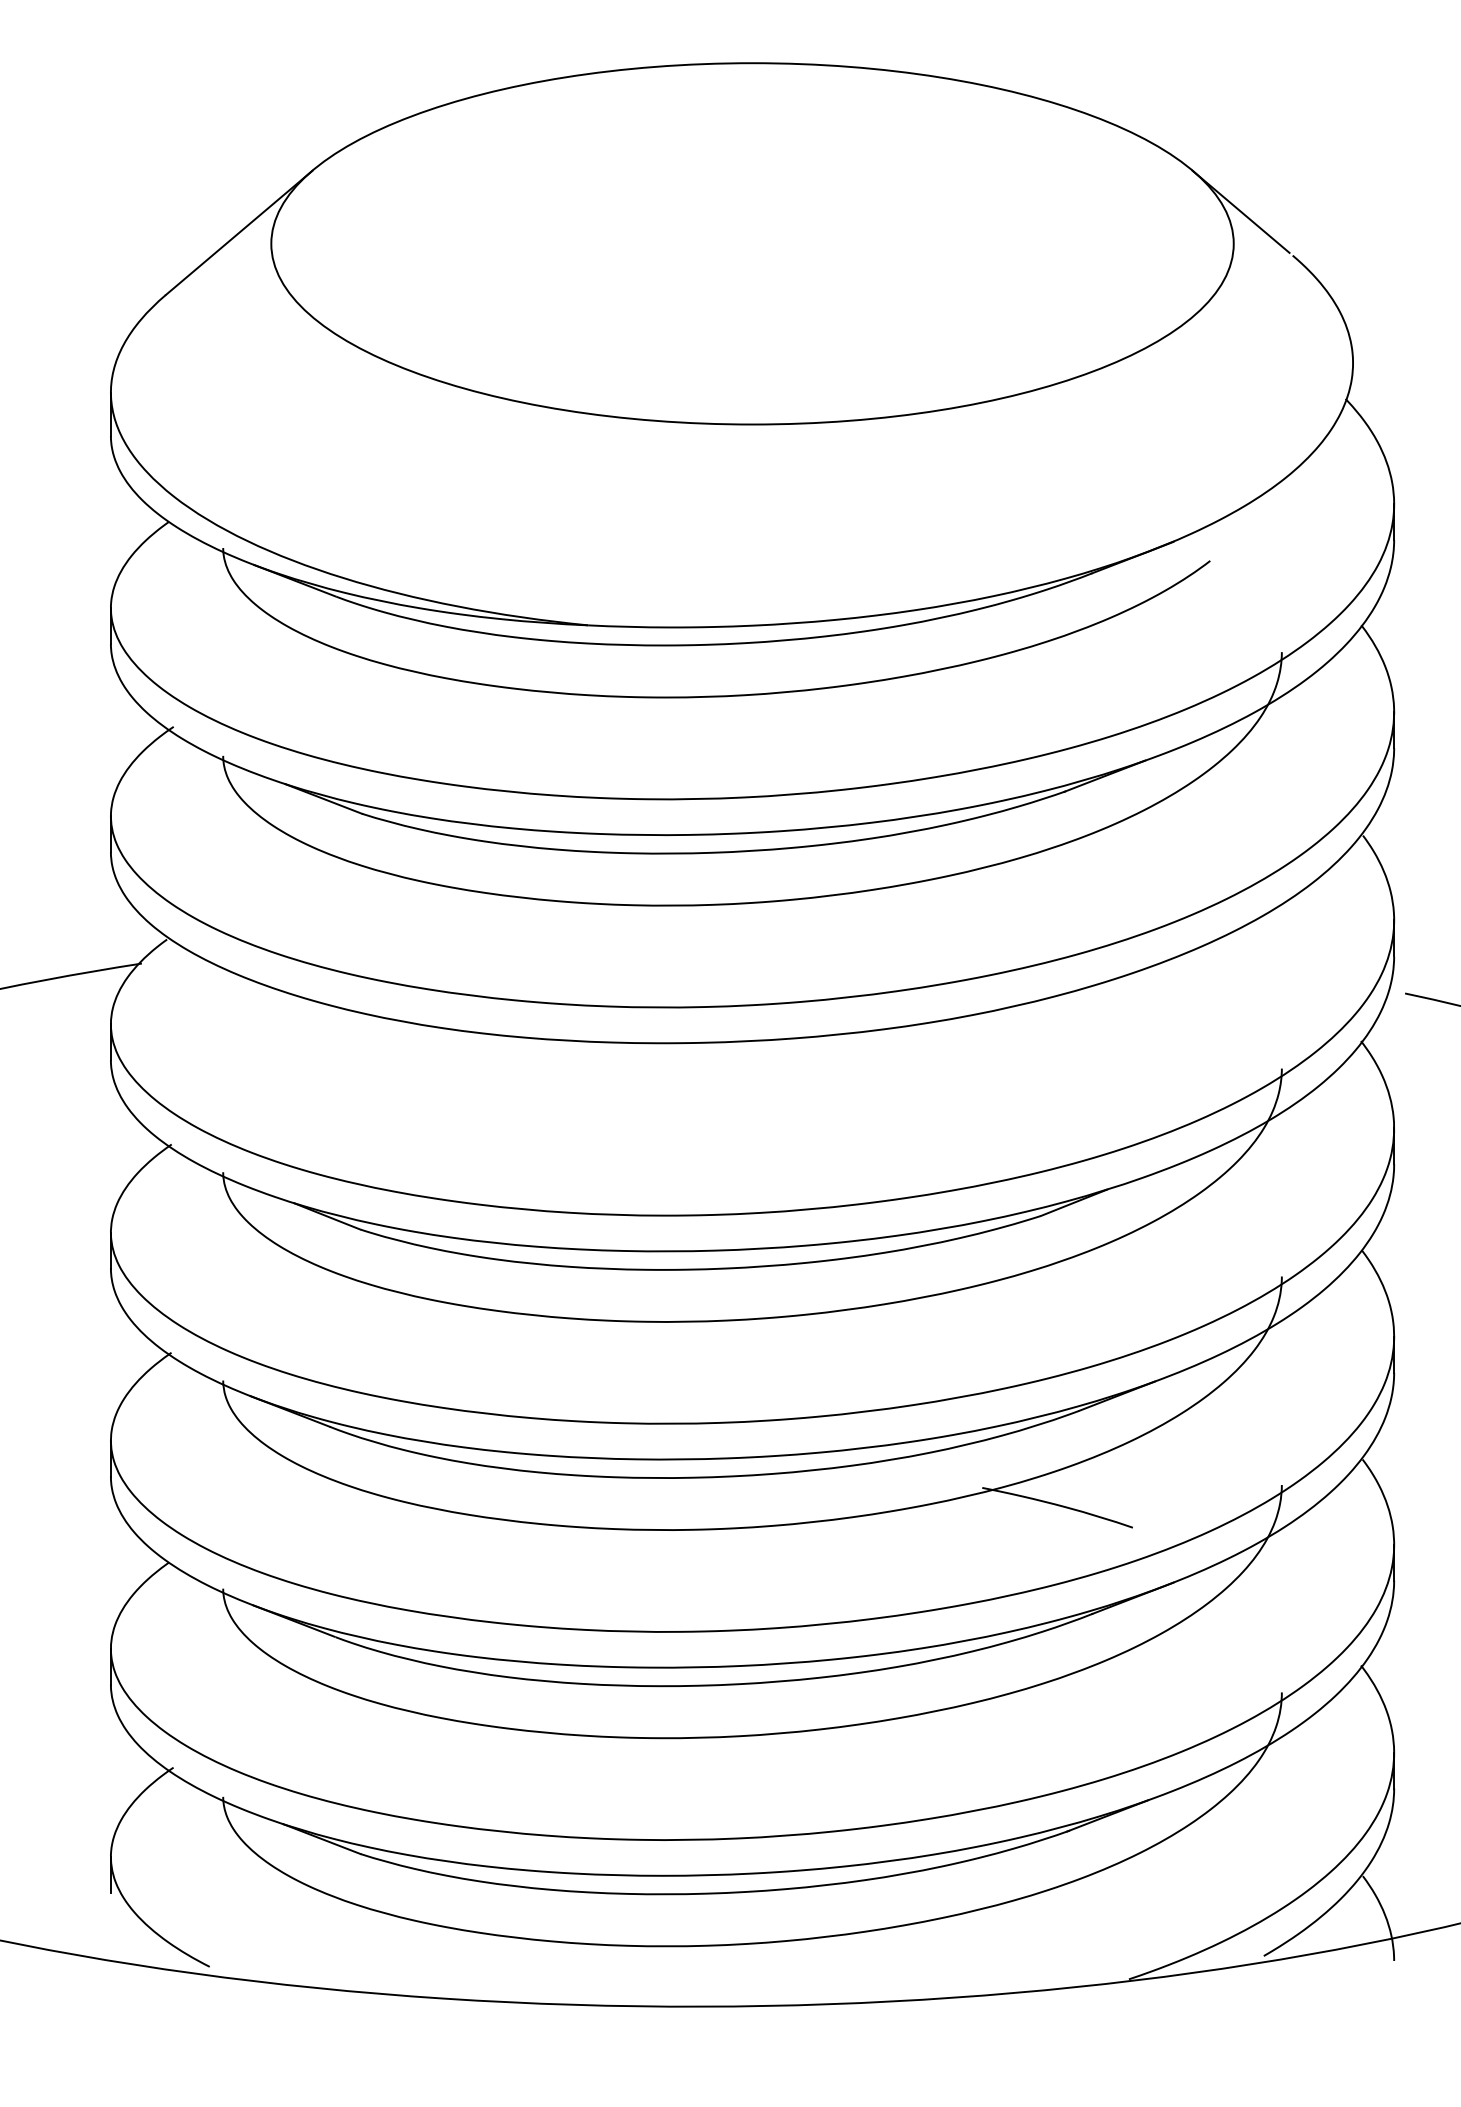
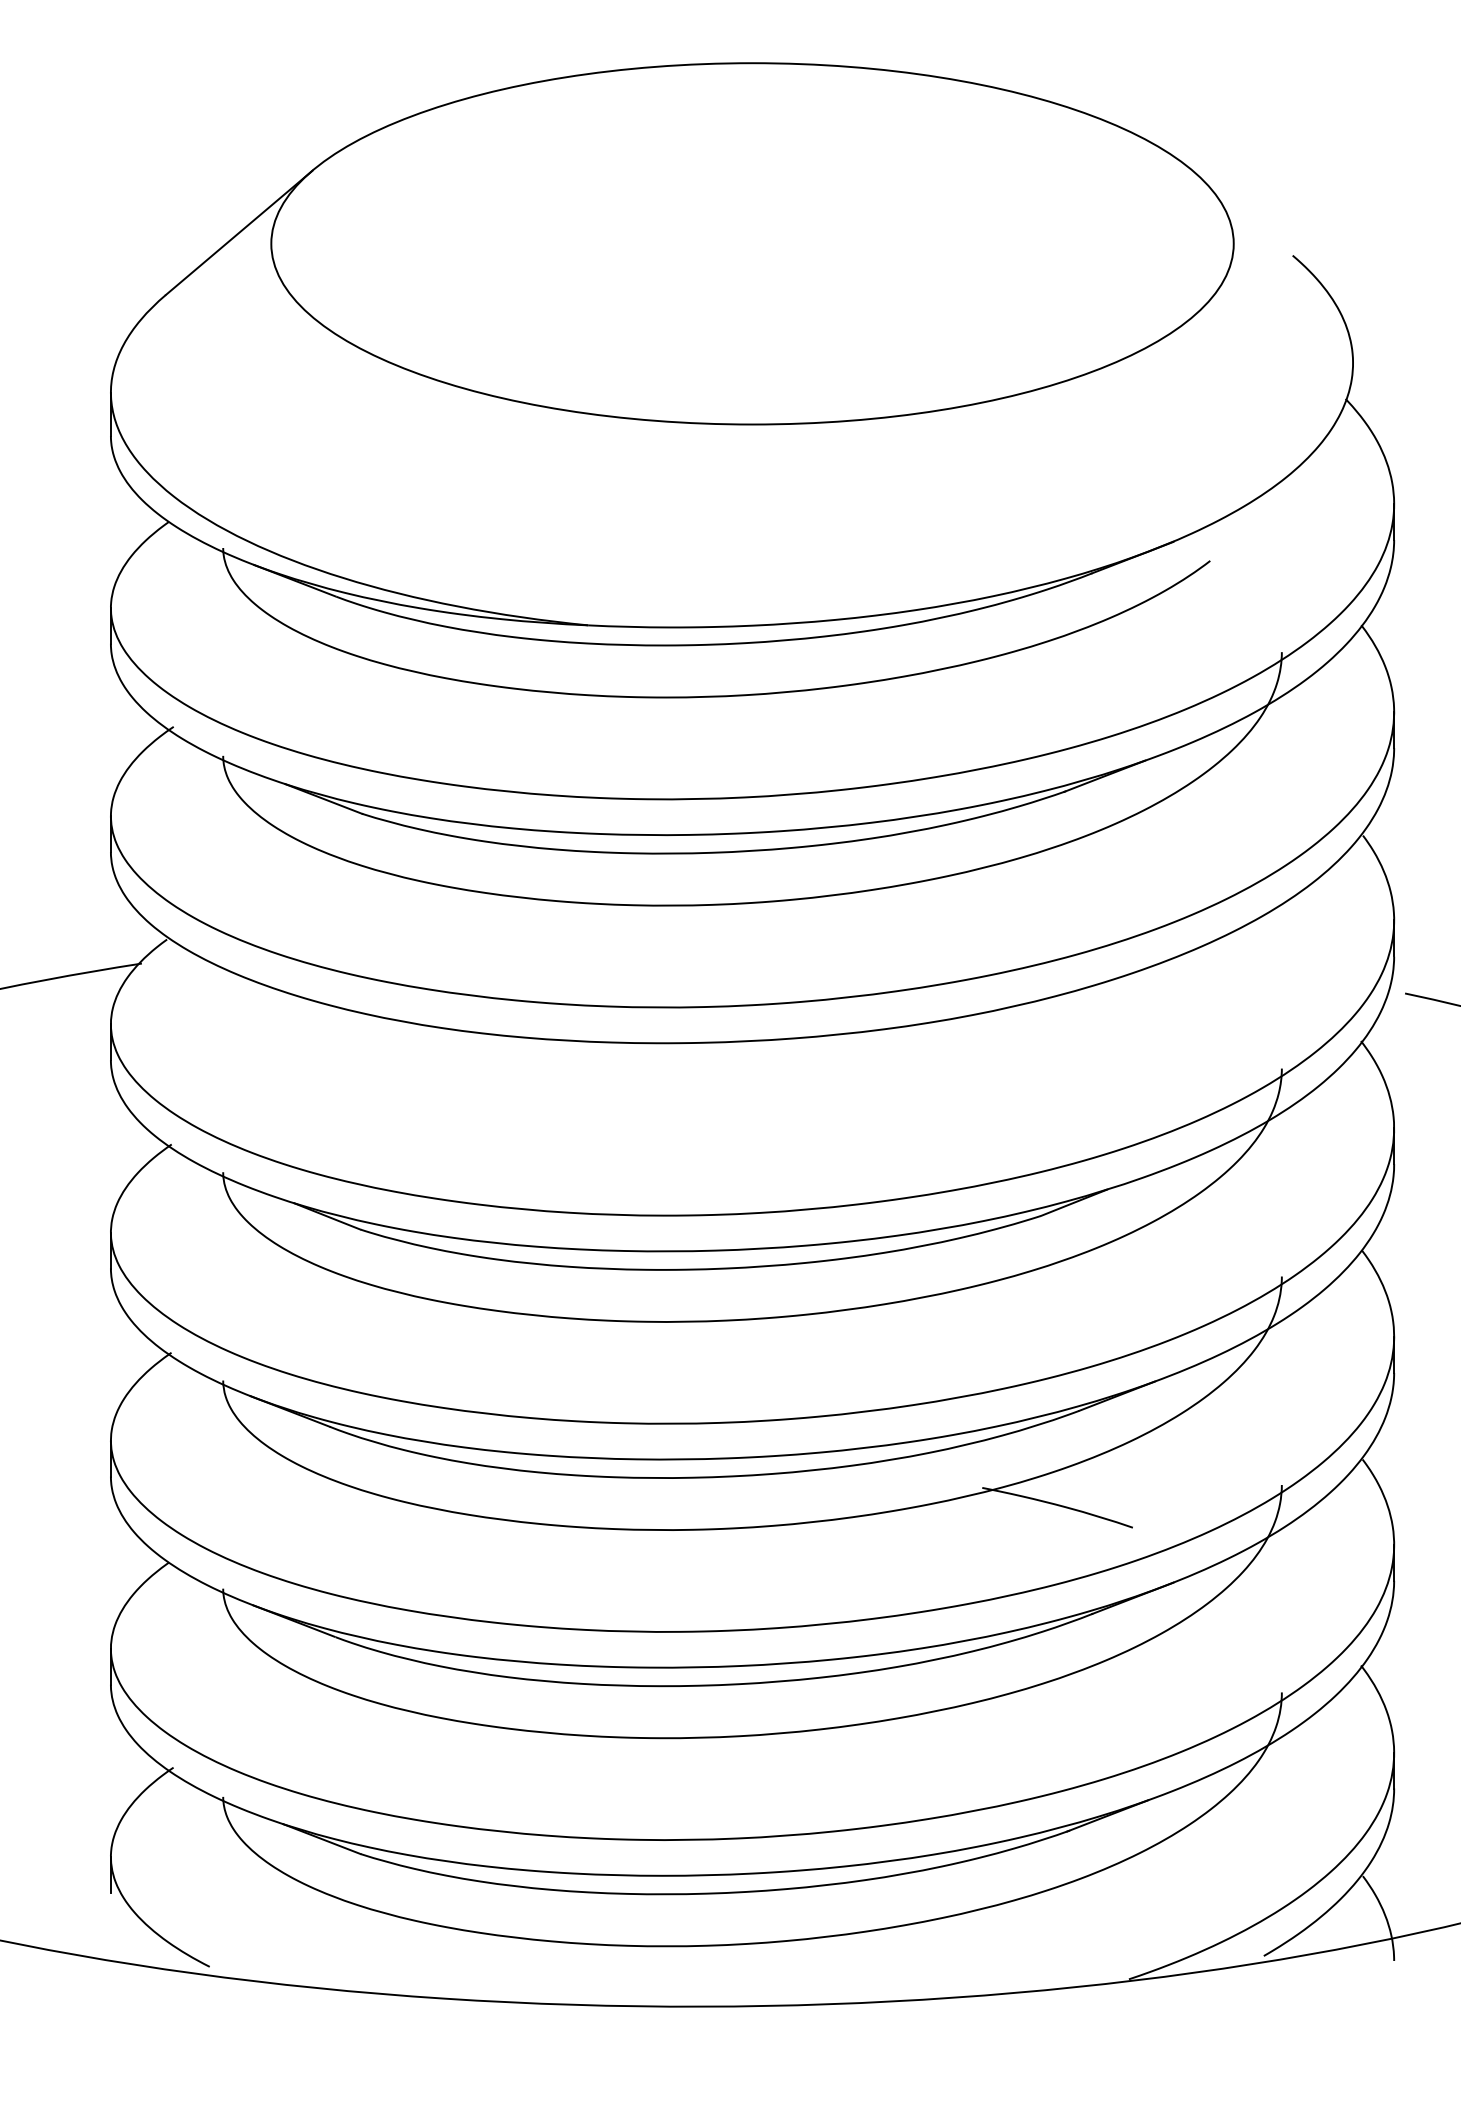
line: present -> none (1240, 211)
